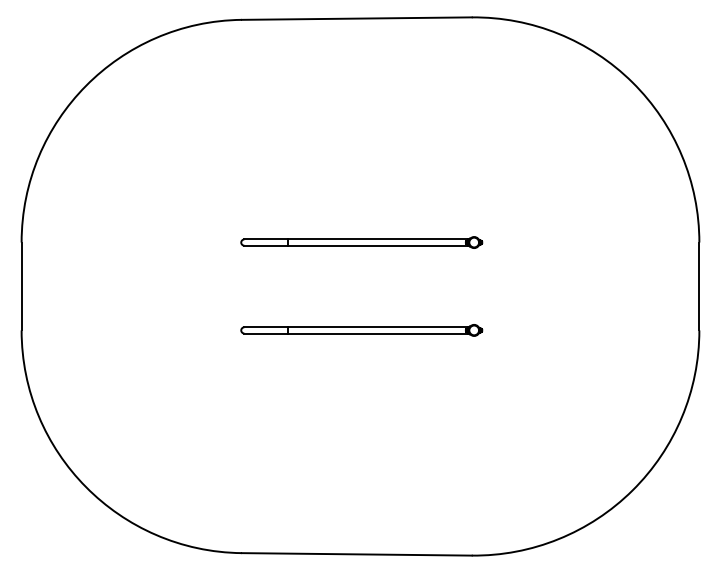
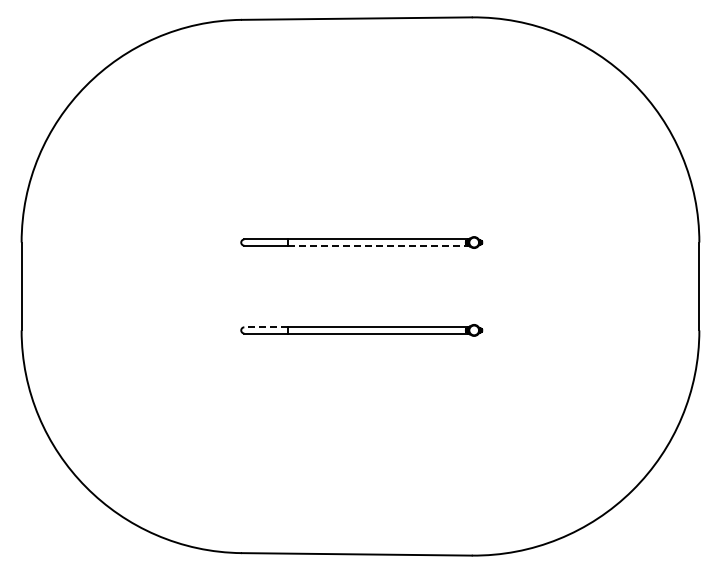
line: solid -> dashed (378, 245)
line: solid -> dashed (266, 327)
